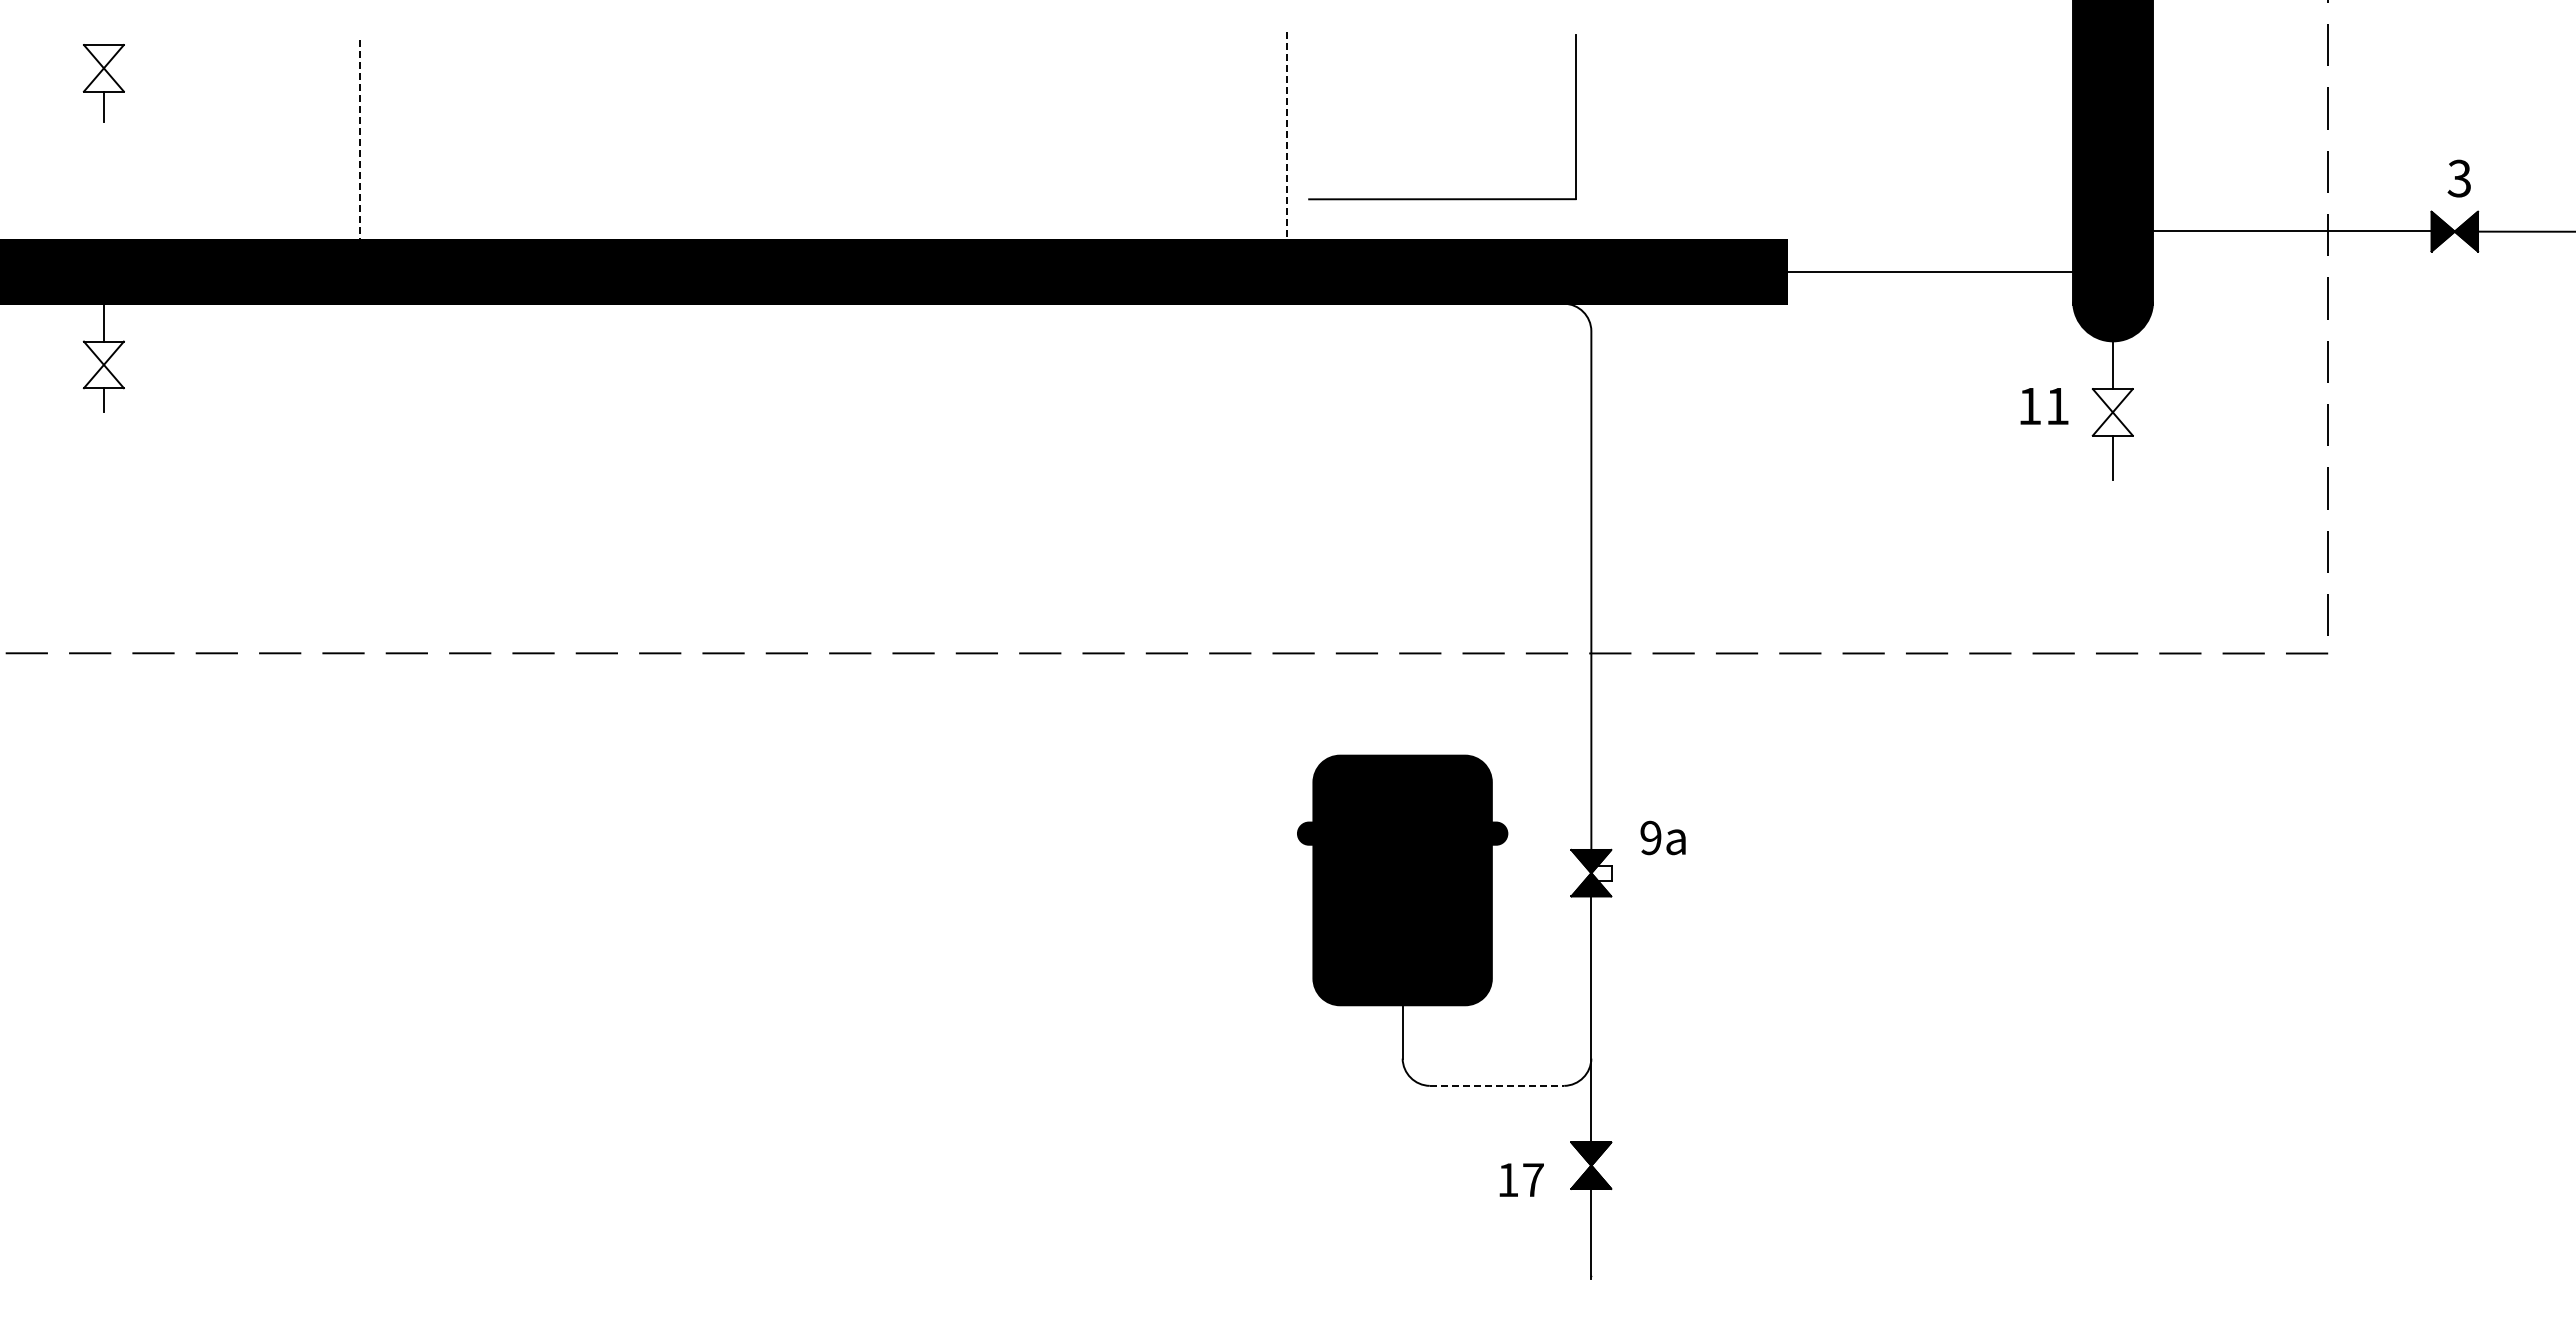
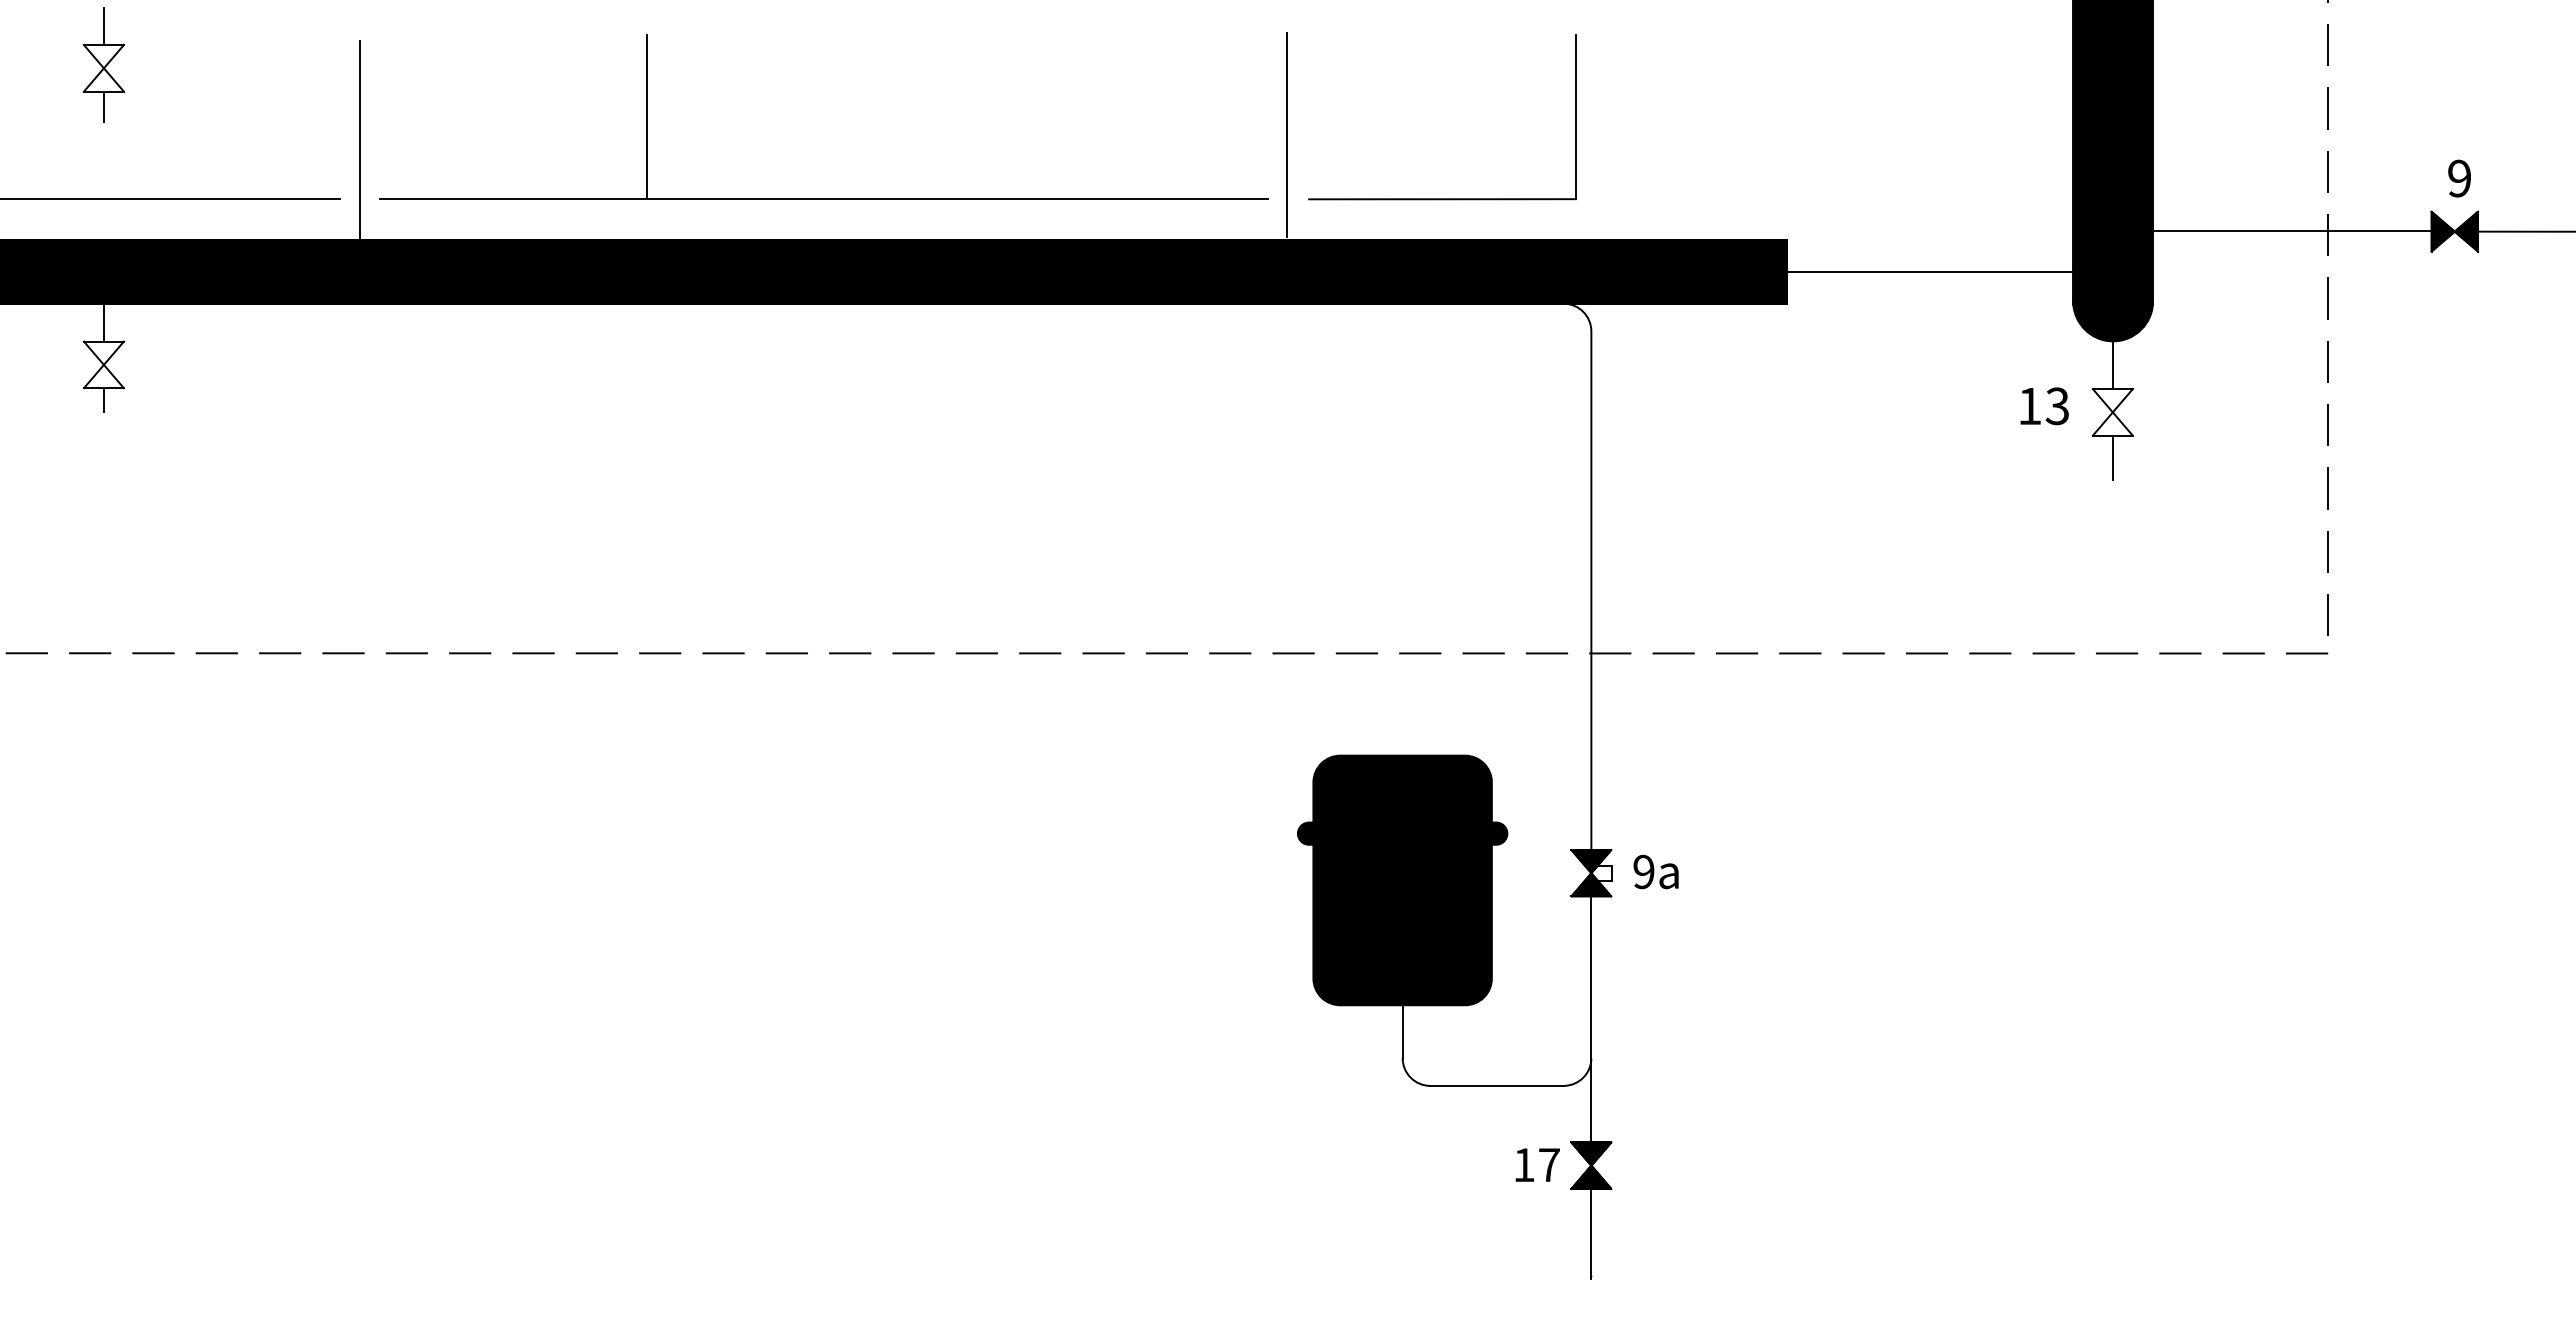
line: none -> present (103, 26)
line: dashed -> solid (1287, 135)
line: dashed -> solid (359, 143)
text: 3 -> 9 (2458, 178)
part: none -> present (823, 198)
line: none -> present (170, 199)
text: 11 -> 13 (2056, 406)
text position: (1662, 837) -> (1655, 871) (1655, 871)
line: dashed -> solid (1497, 1085)
text position: (1521, 1179) -> (1537, 1164) (1537, 1164)
